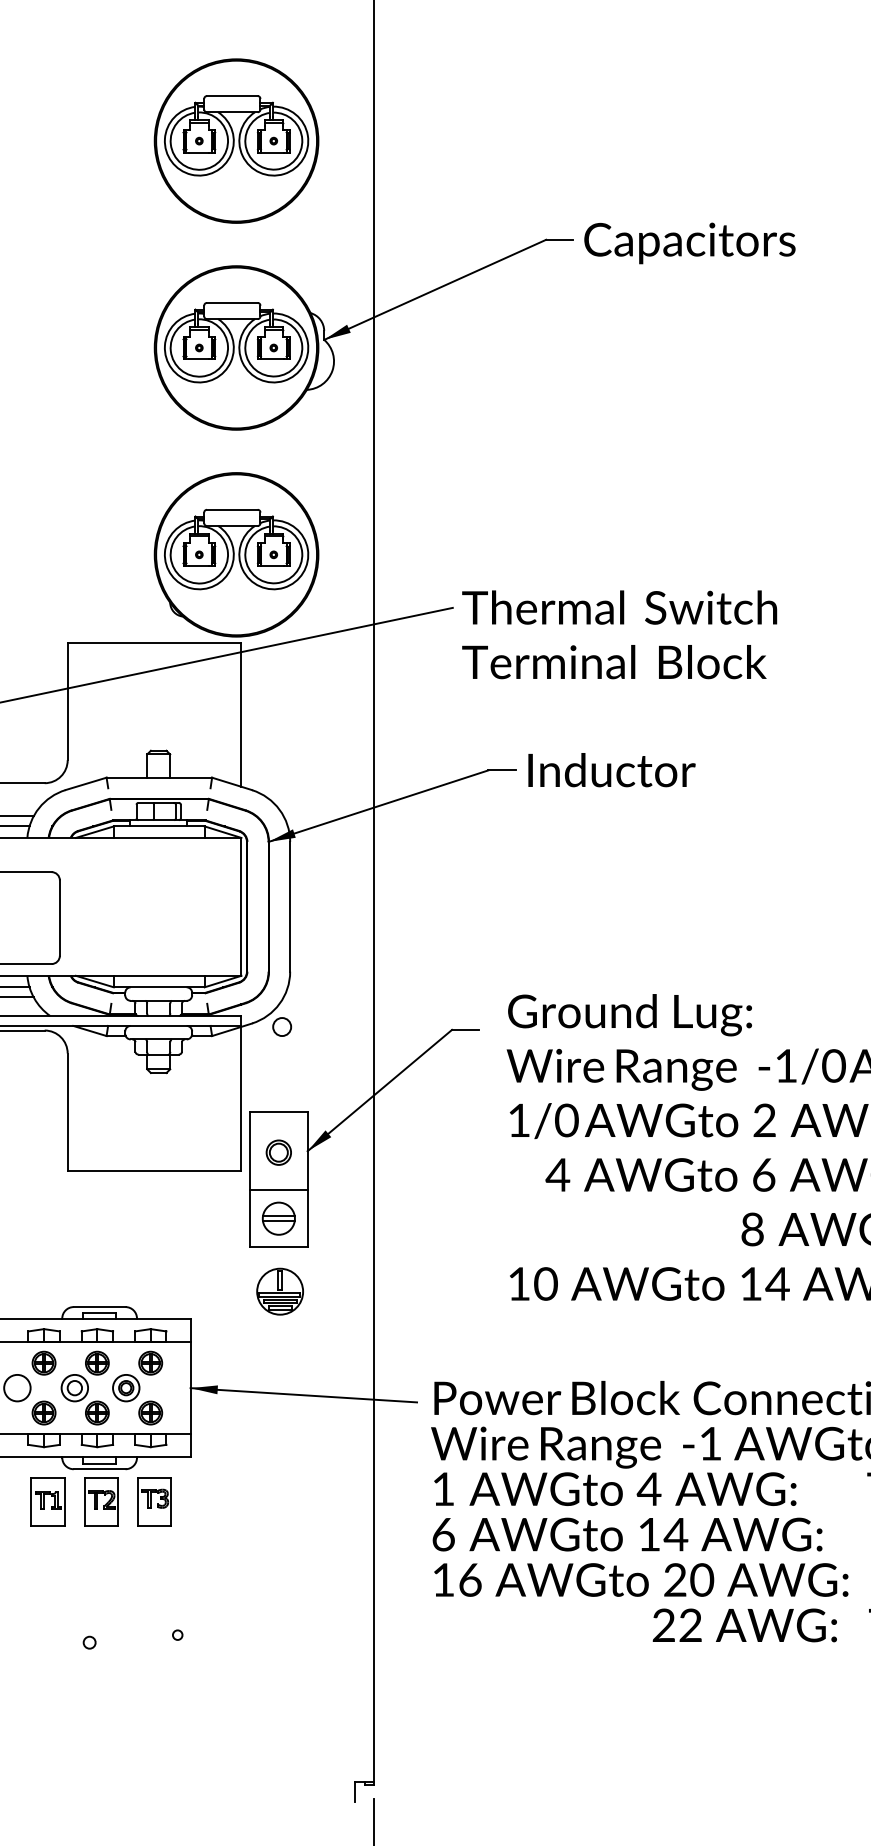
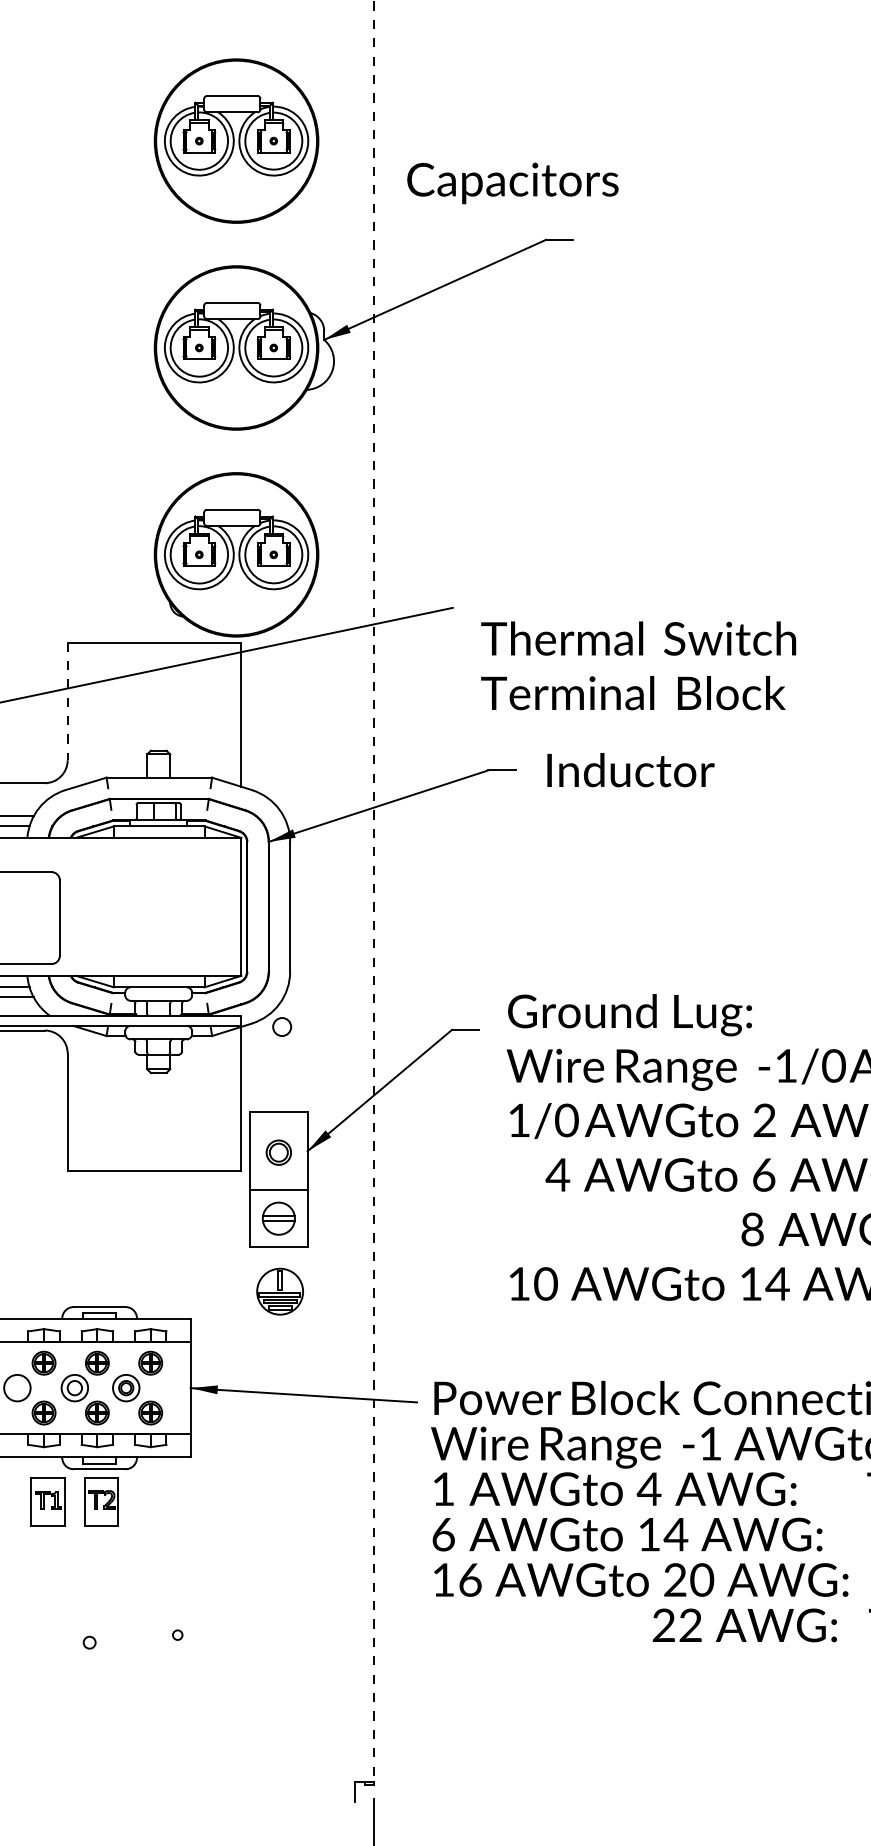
text position: (689, 243) -> (512, 183) (512, 183)
text position: (619, 634) -> (638, 665) (638, 665)
line: solid -> dashed (67, 701)
text position: (611, 770) -> (630, 770) (630, 770)
line: solid -> dashed (374, 891)
part: present -> none (154, 1501)
